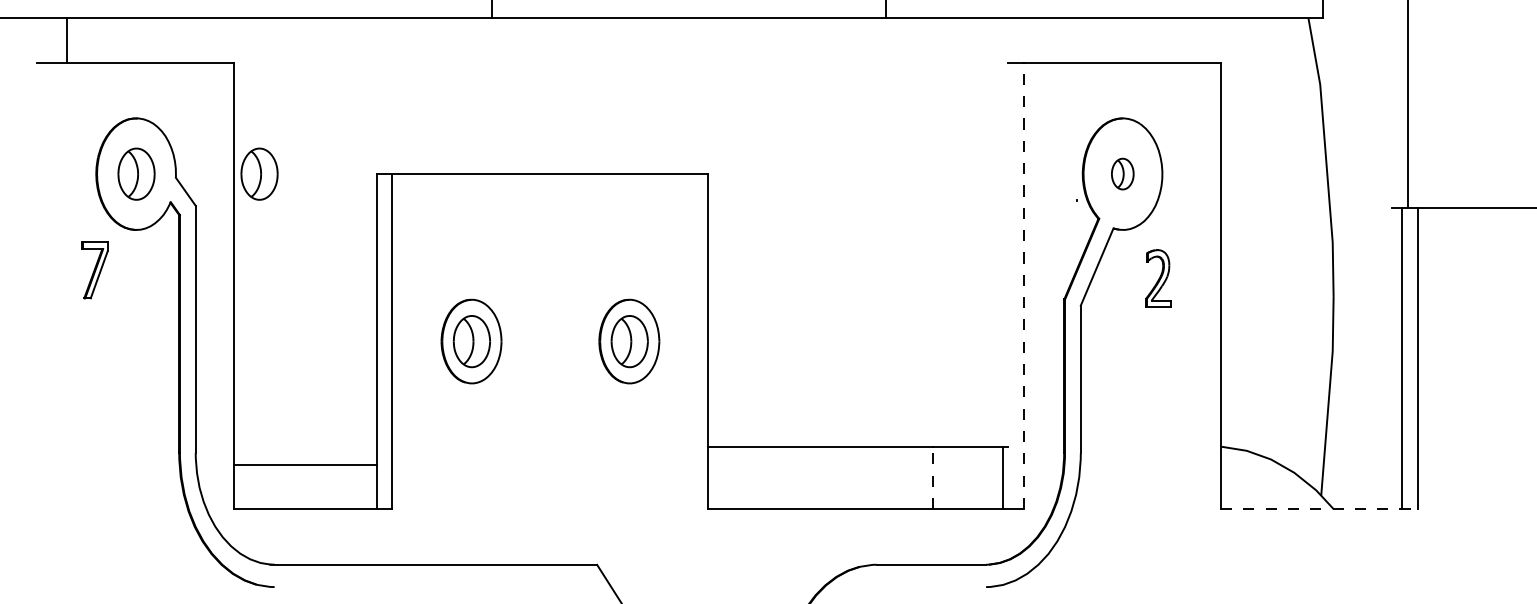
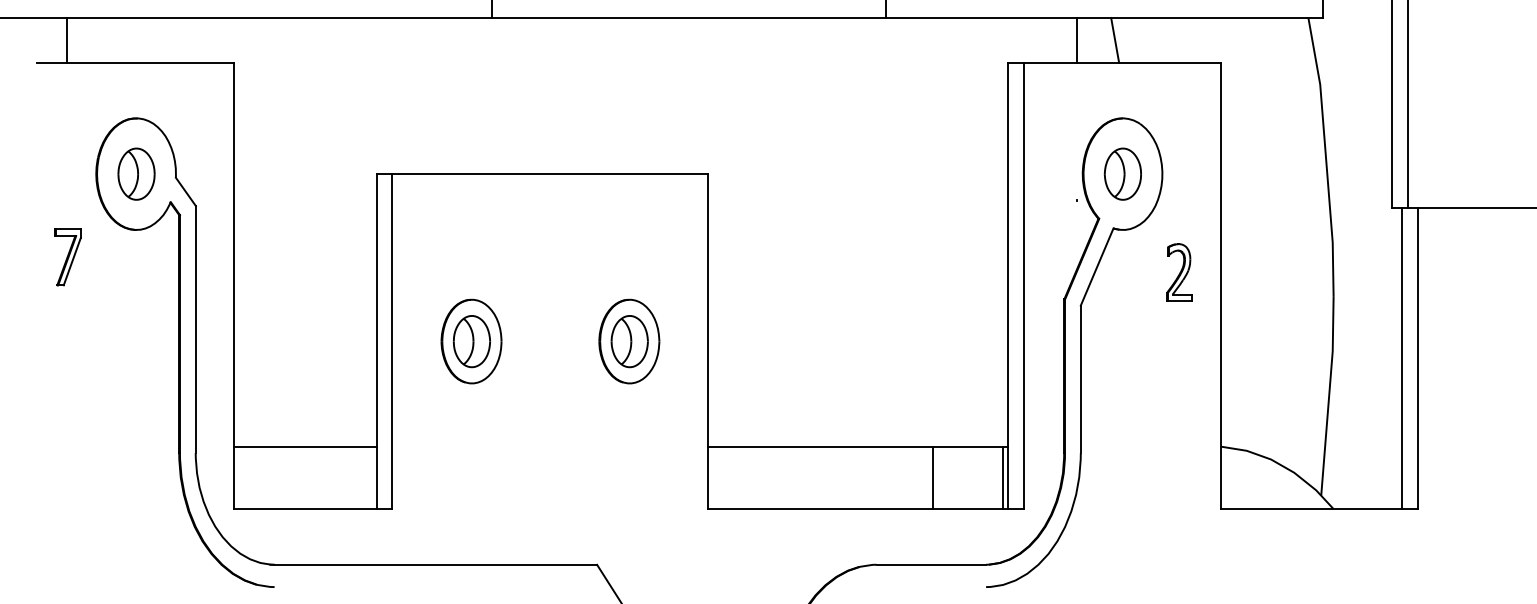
line: none -> present (1077, 40)
line: none -> present (1115, 40)
line: none -> present (1392, 104)
part: present -> none (259, 173)
part size: 24x34 px -> 39x54 px (1122, 173)
part position: (94, 270) -> (67, 257) (67, 257)
part position: (1158, 278) -> (1179, 272) (1179, 272)
line: none -> present (1007, 285)
line: dashed -> solid (1023, 285)
line position: (305, 464) -> (305, 446) (305, 446)
line: dashed -> solid (933, 477)
line: dashed -> solid (1319, 509)
